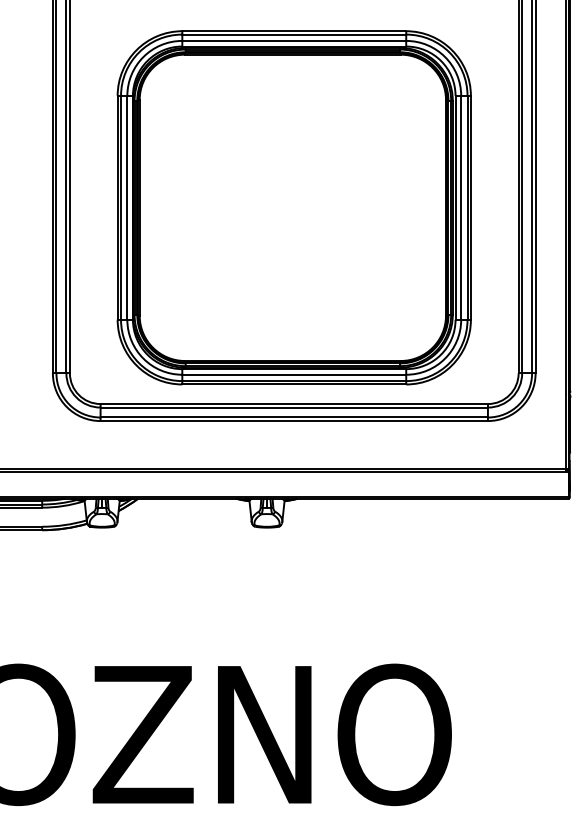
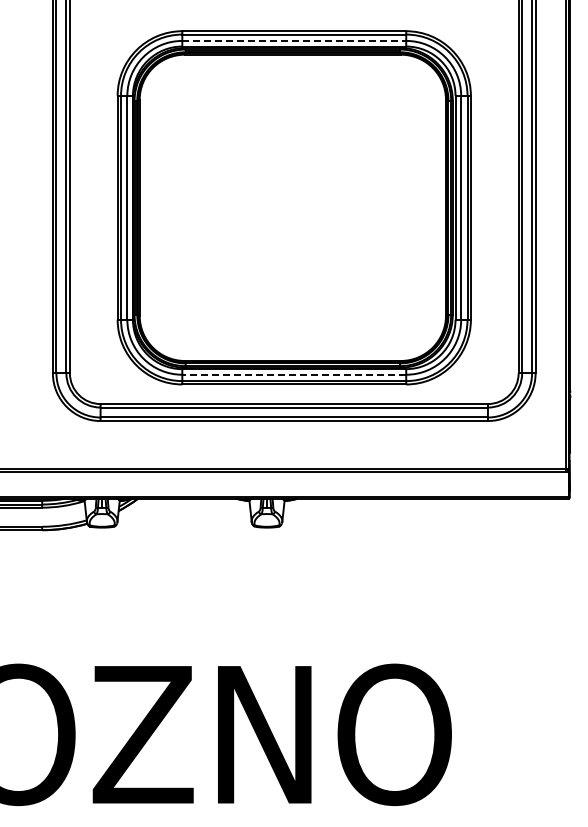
line: solid -> dashed (294, 40)
line: solid -> dashed (294, 374)
